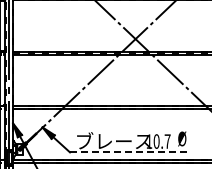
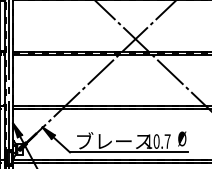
line: dashed -> solid (129, 152)
